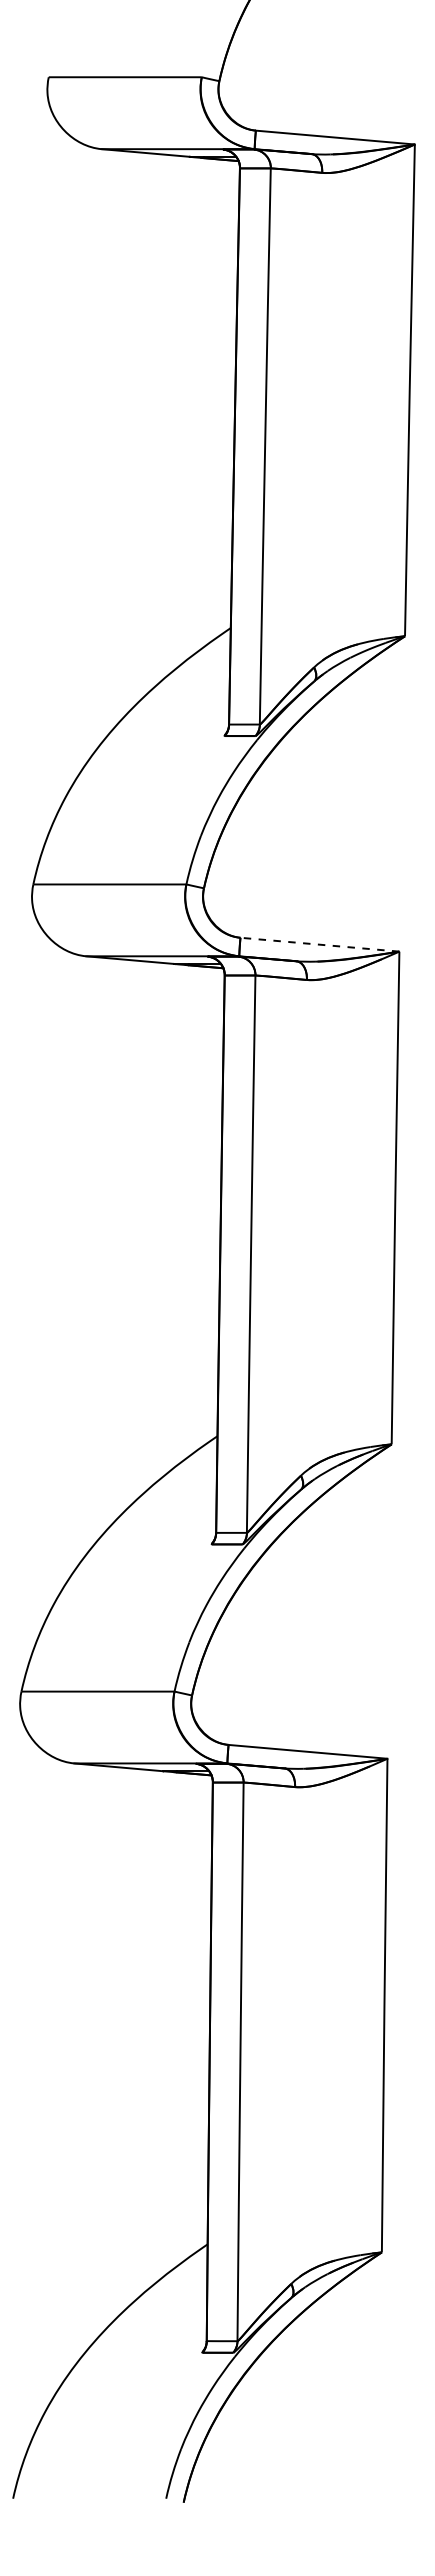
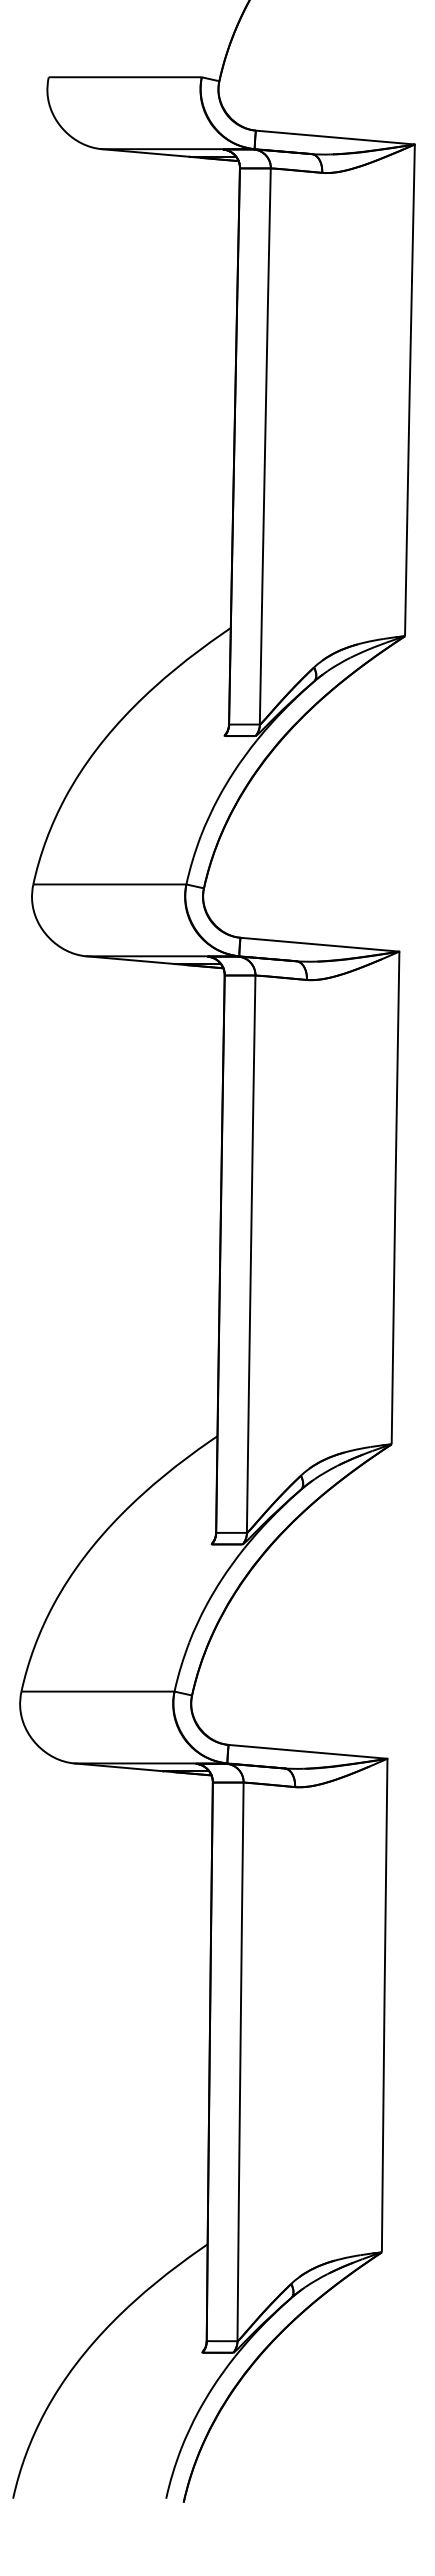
line: dashed -> solid (319, 944)
